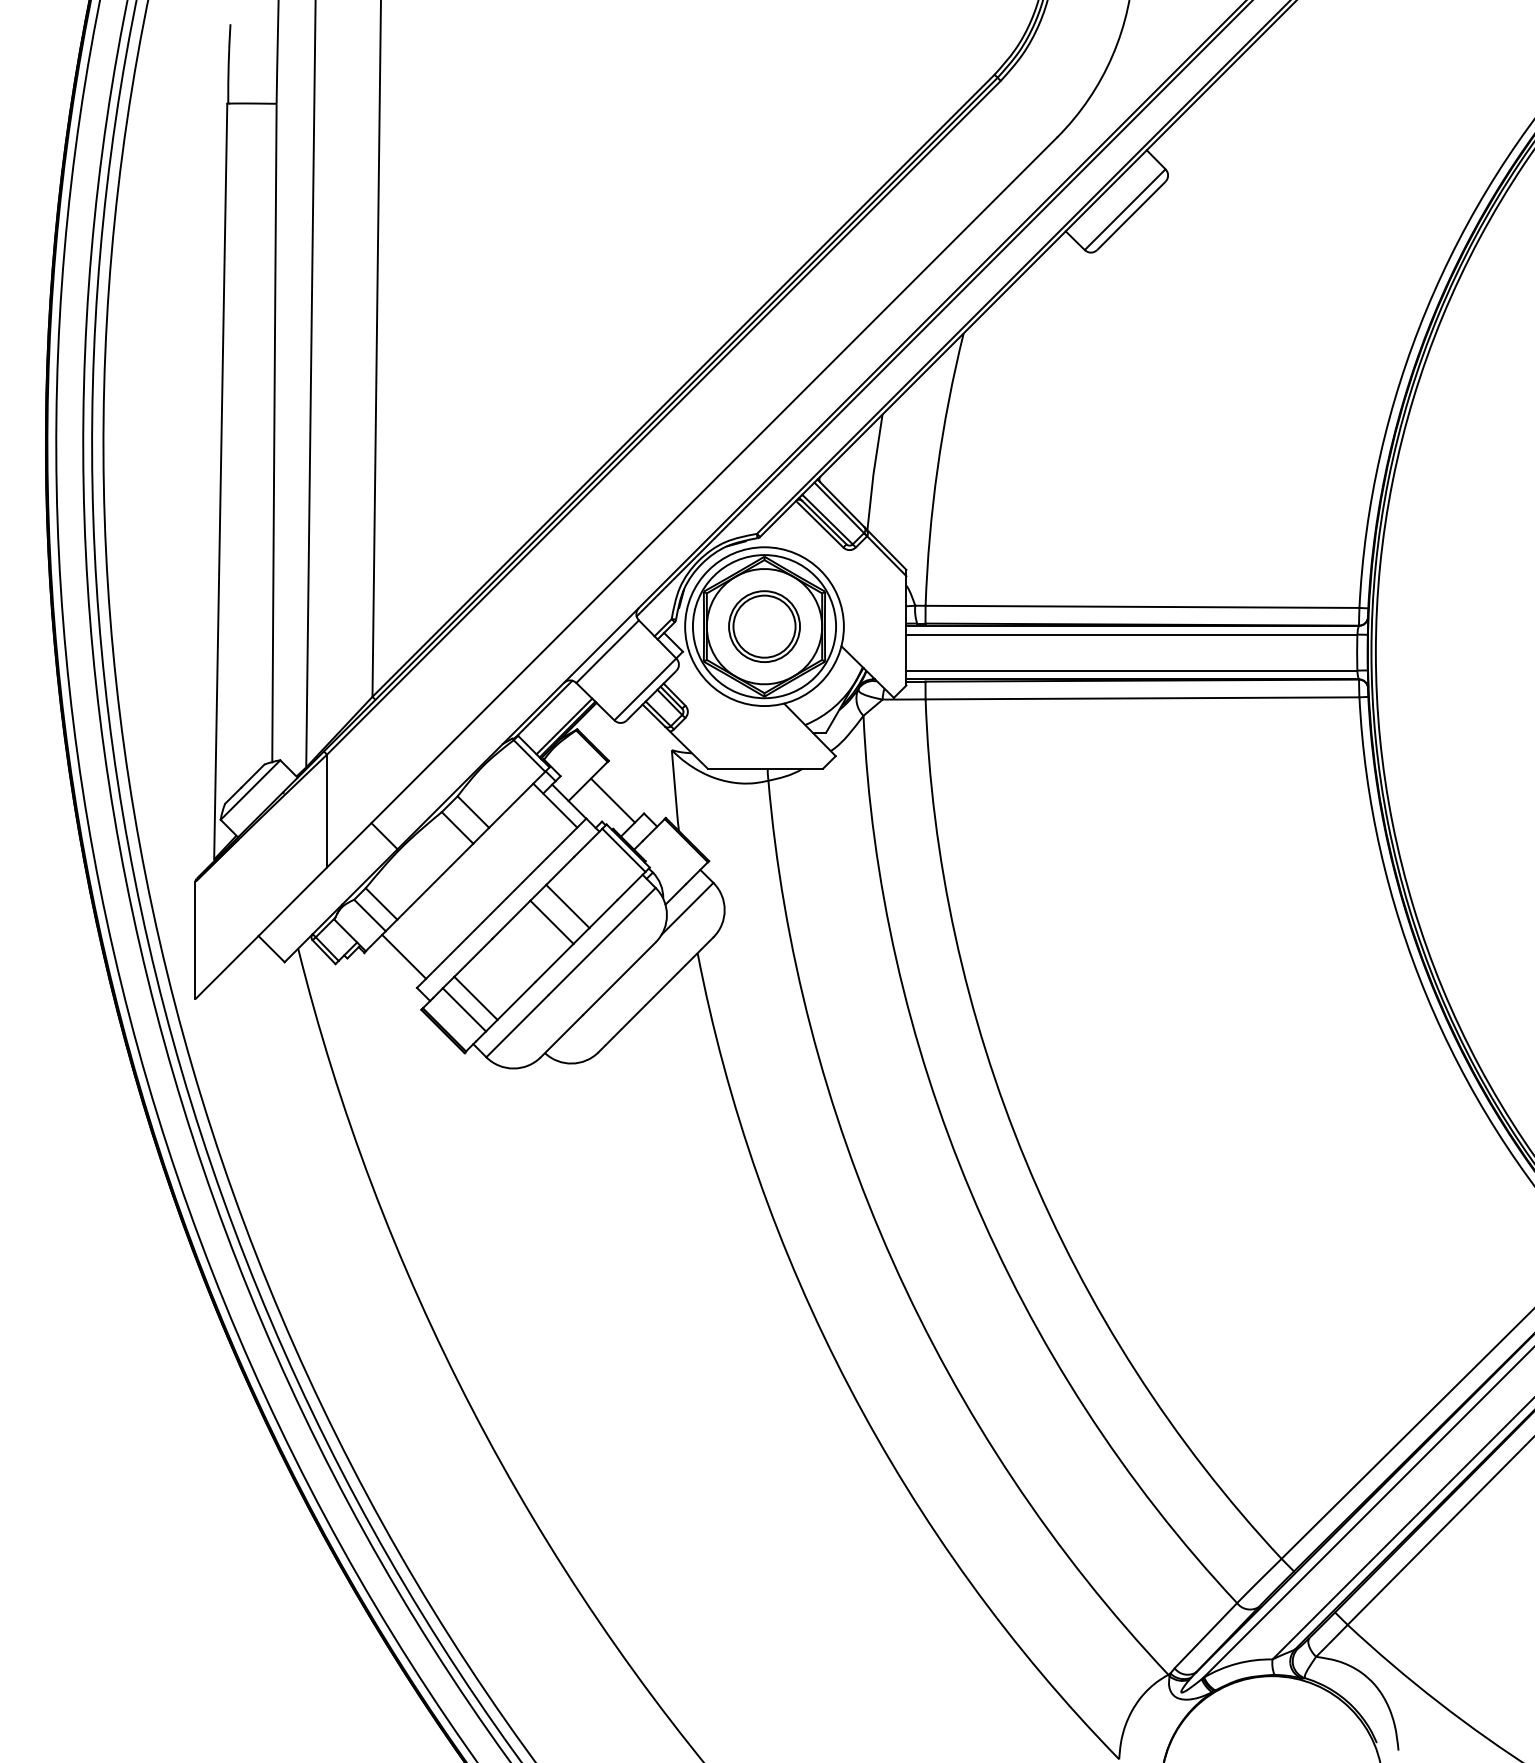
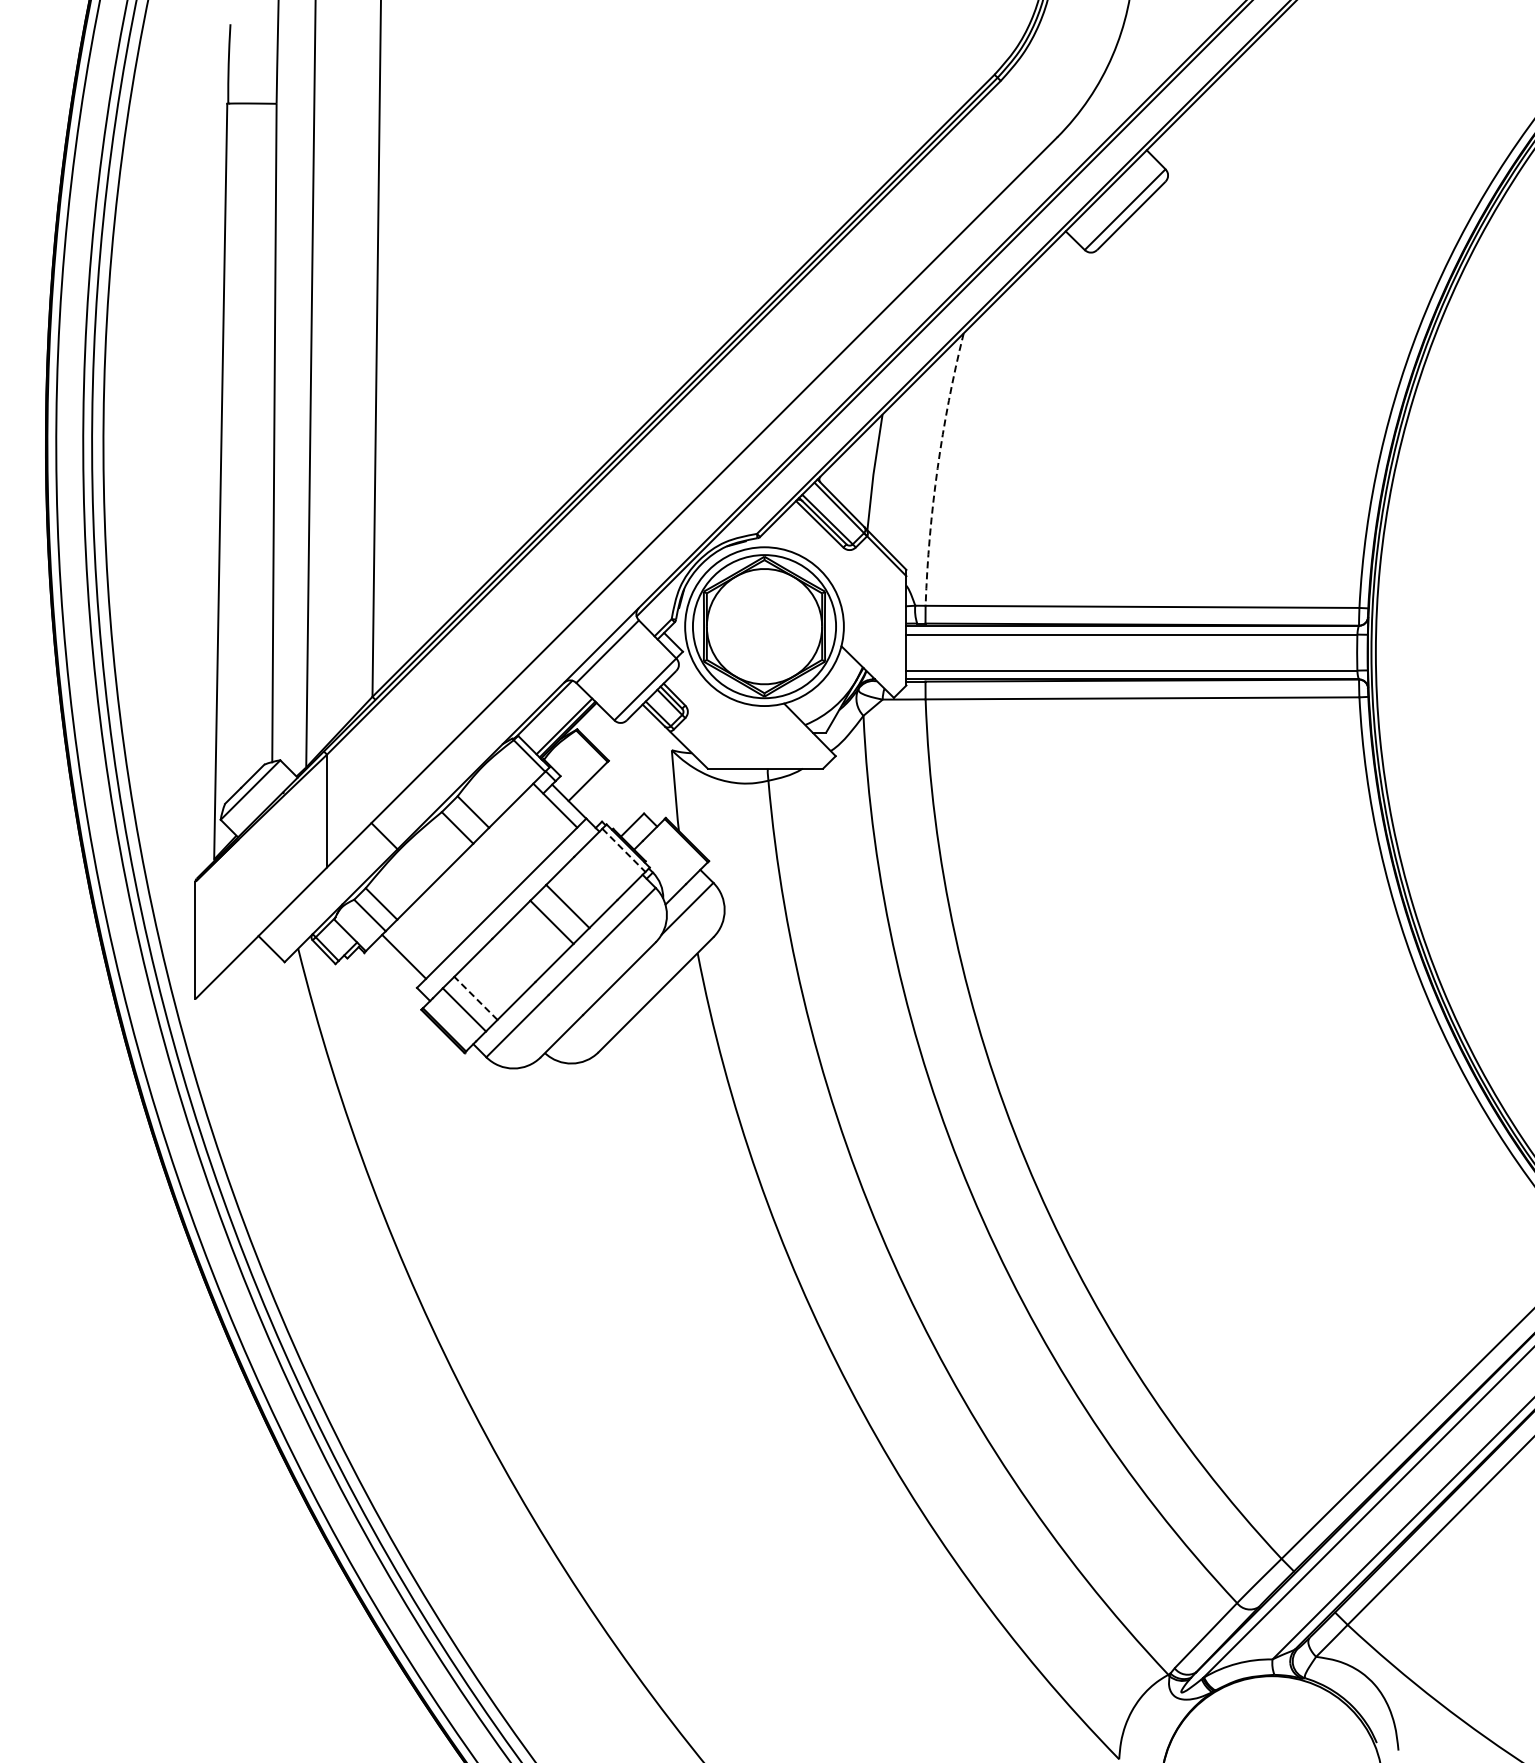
arc: solid -> dashed (937, 468)
part: present -> none (764, 626)
line: present -> none (613, 800)
line: solid -> dashed (623, 850)
line: solid -> dashed (475, 998)
